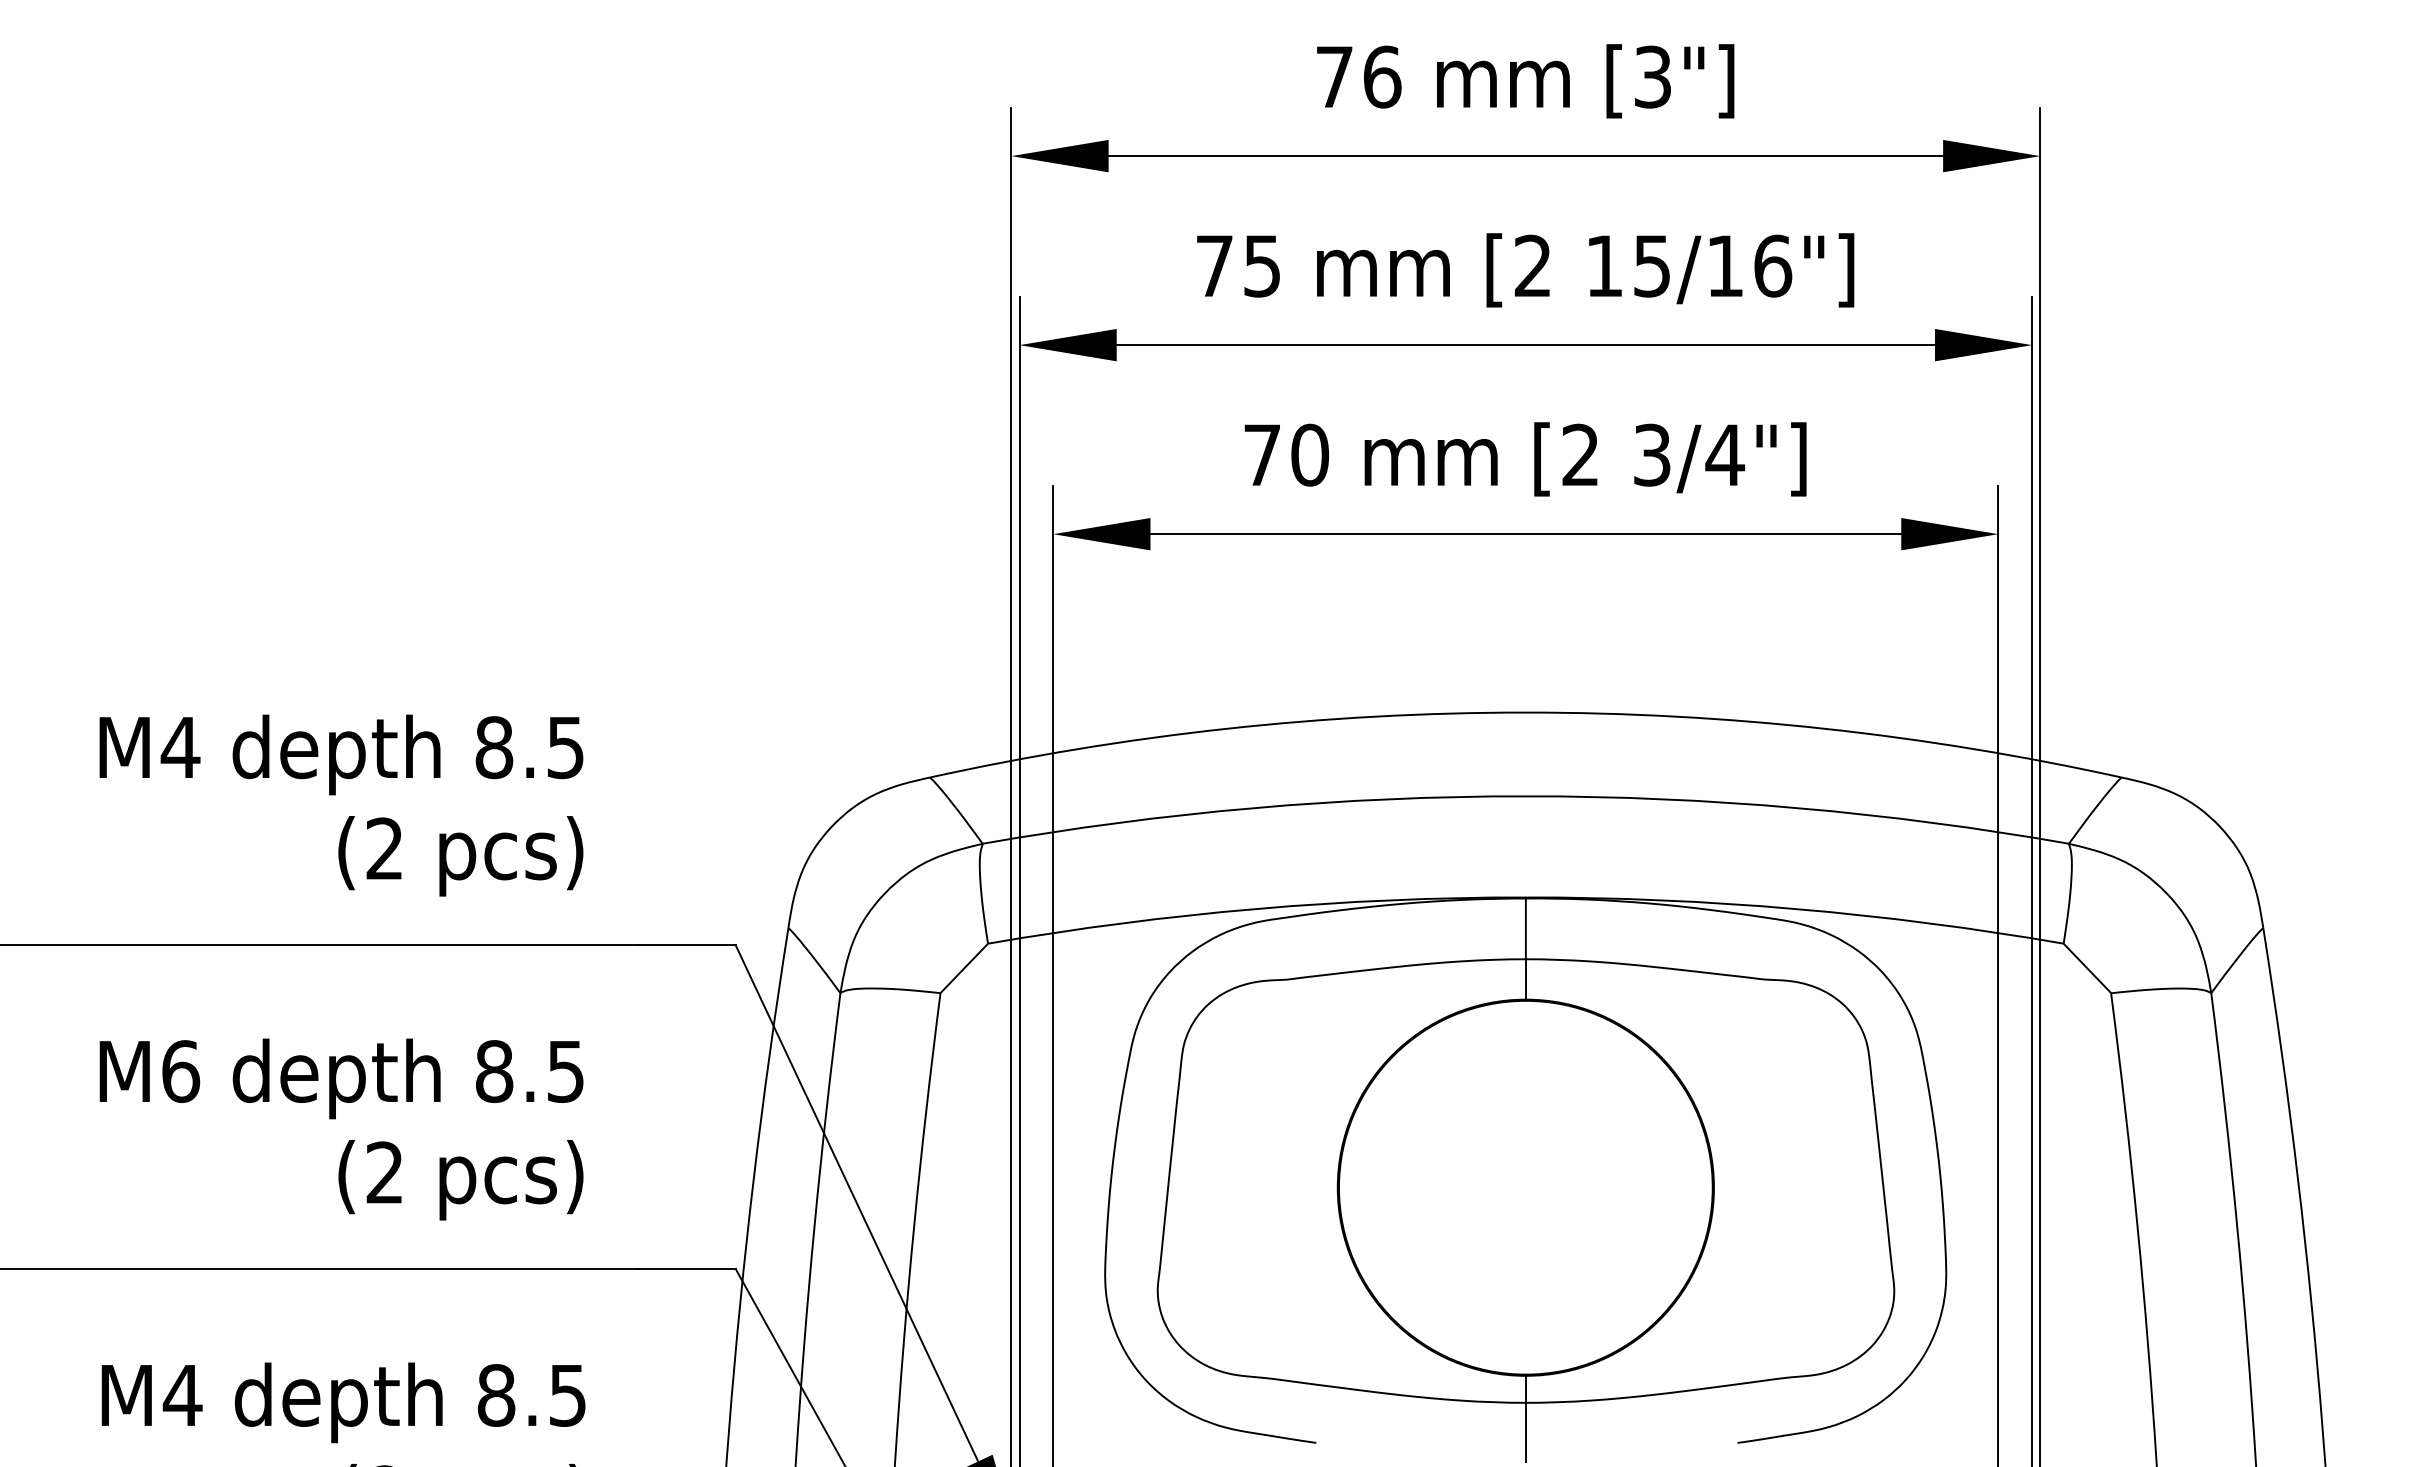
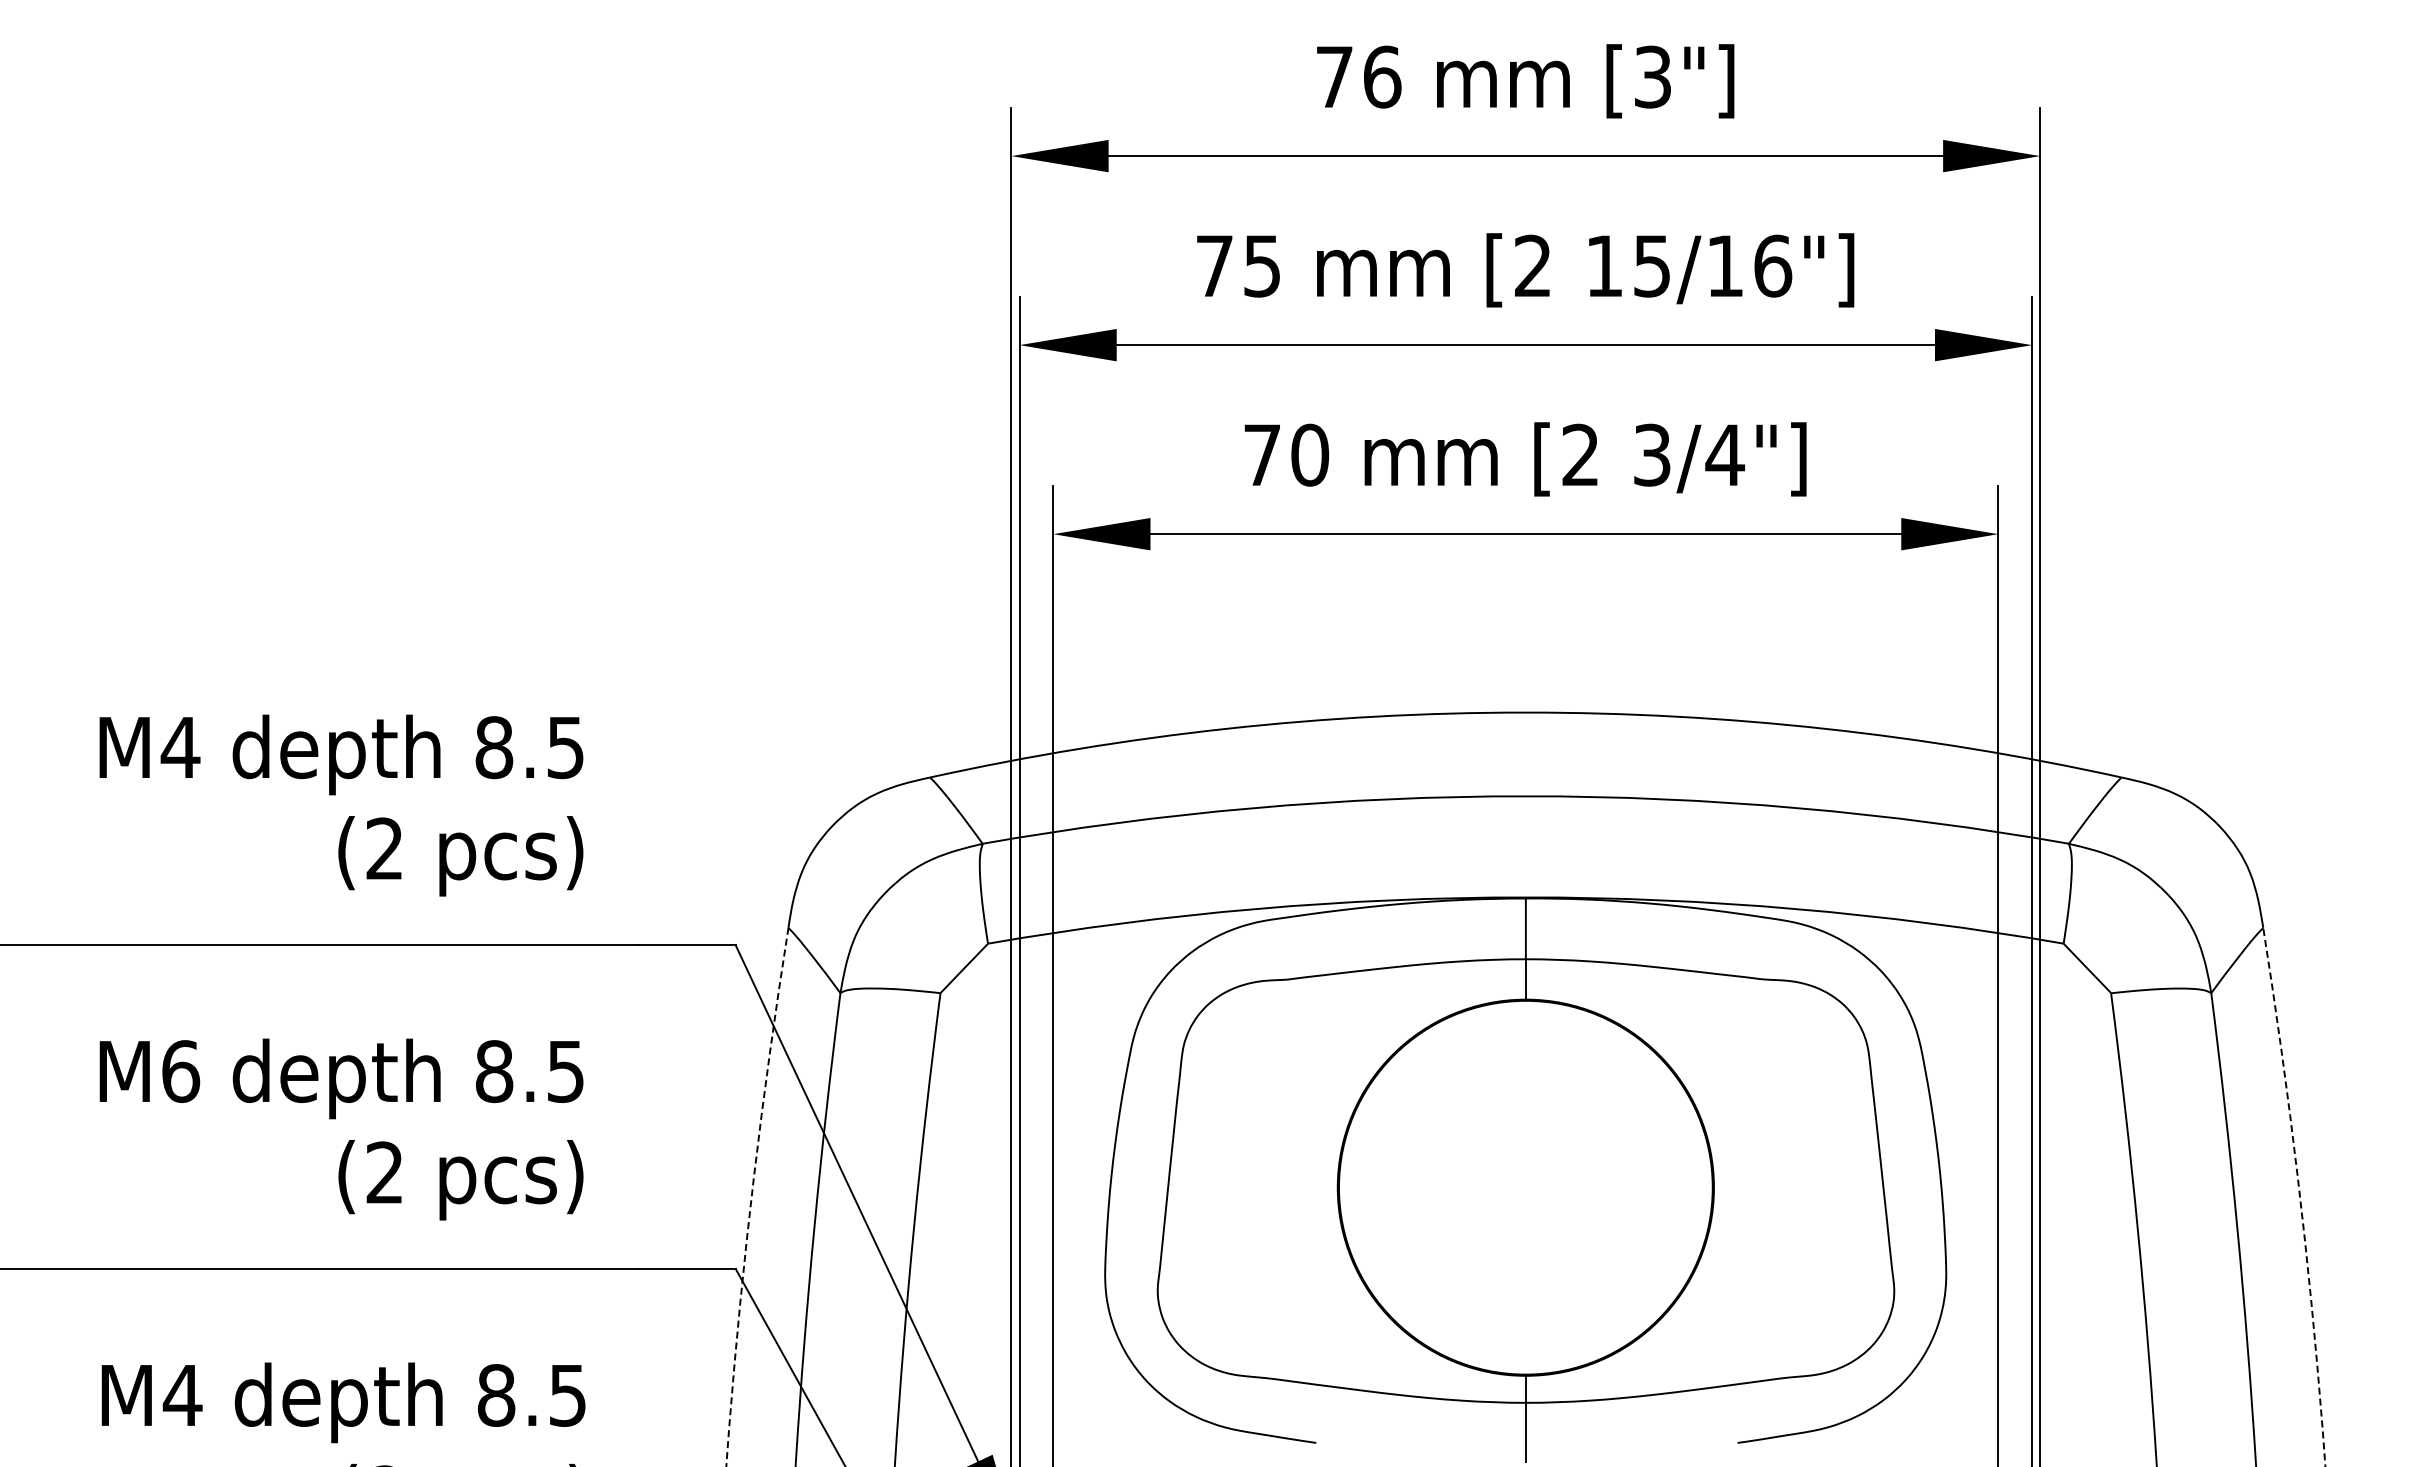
arc: solid -> dashed (2299, 1196)
arc: solid -> dashed (751, 1197)
